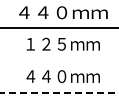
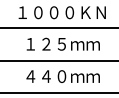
text: ４４０ｍｍ -> １０００ＫＮ (62, 12)
line: none -> present (58, 60)
line: dashed -> solid (59, 92)
